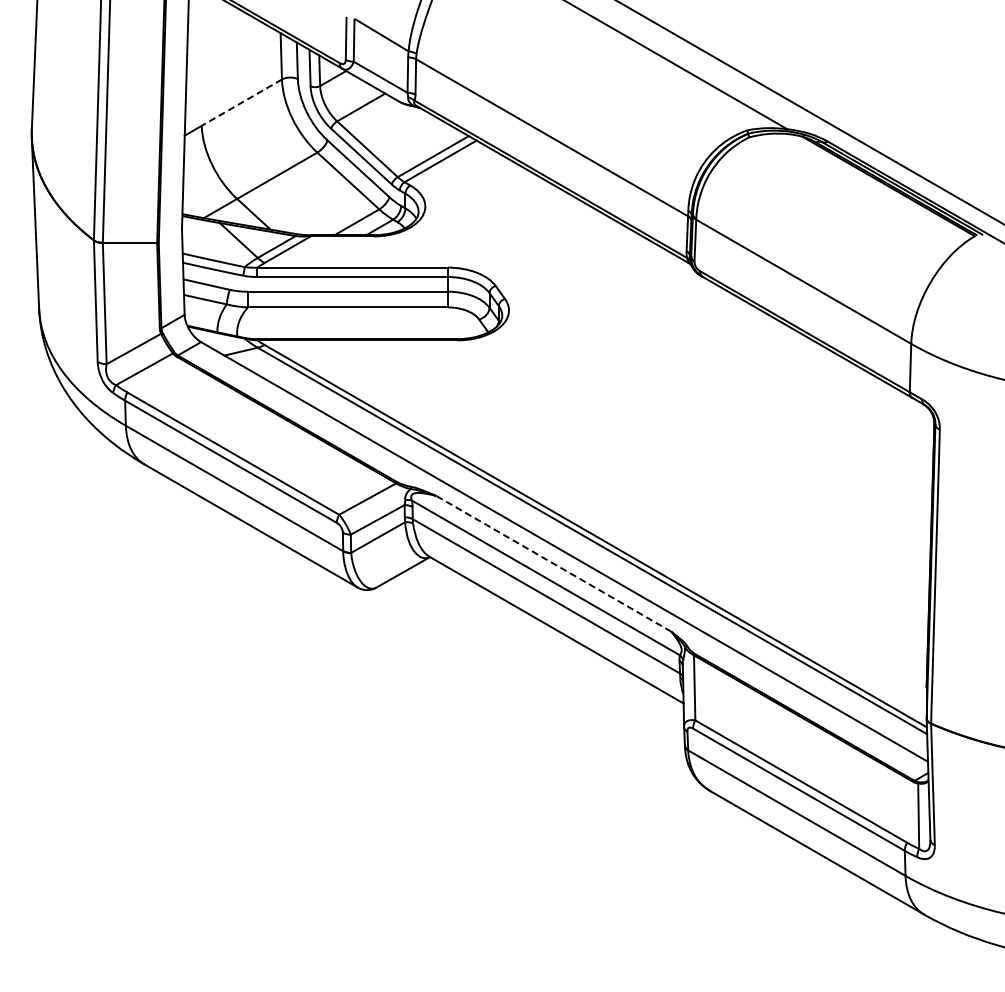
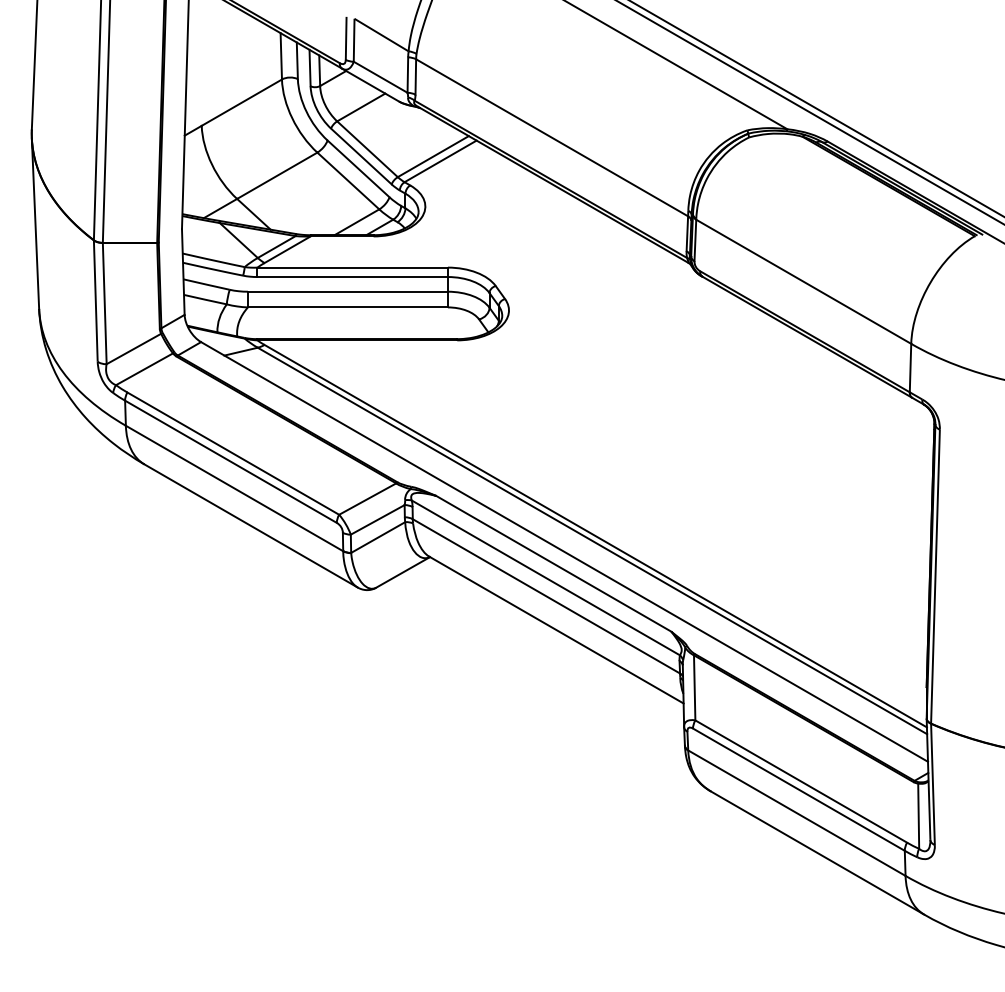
line: dashed -> solid (241, 102)
line: none -> present (816, 108)
line: dashed -> solid (553, 563)
